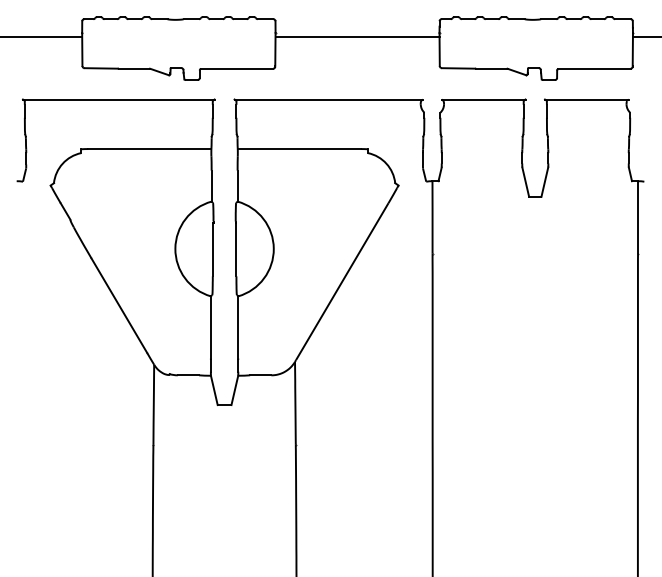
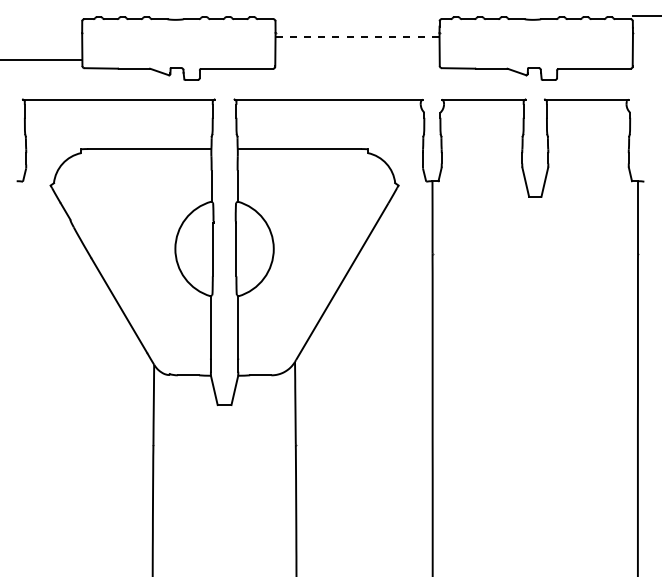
line position: (42, 37) -> (42, 60) (42, 60)
line: solid -> dashed (357, 37)
line position: (645, 37) -> (645, 16) (645, 16)
